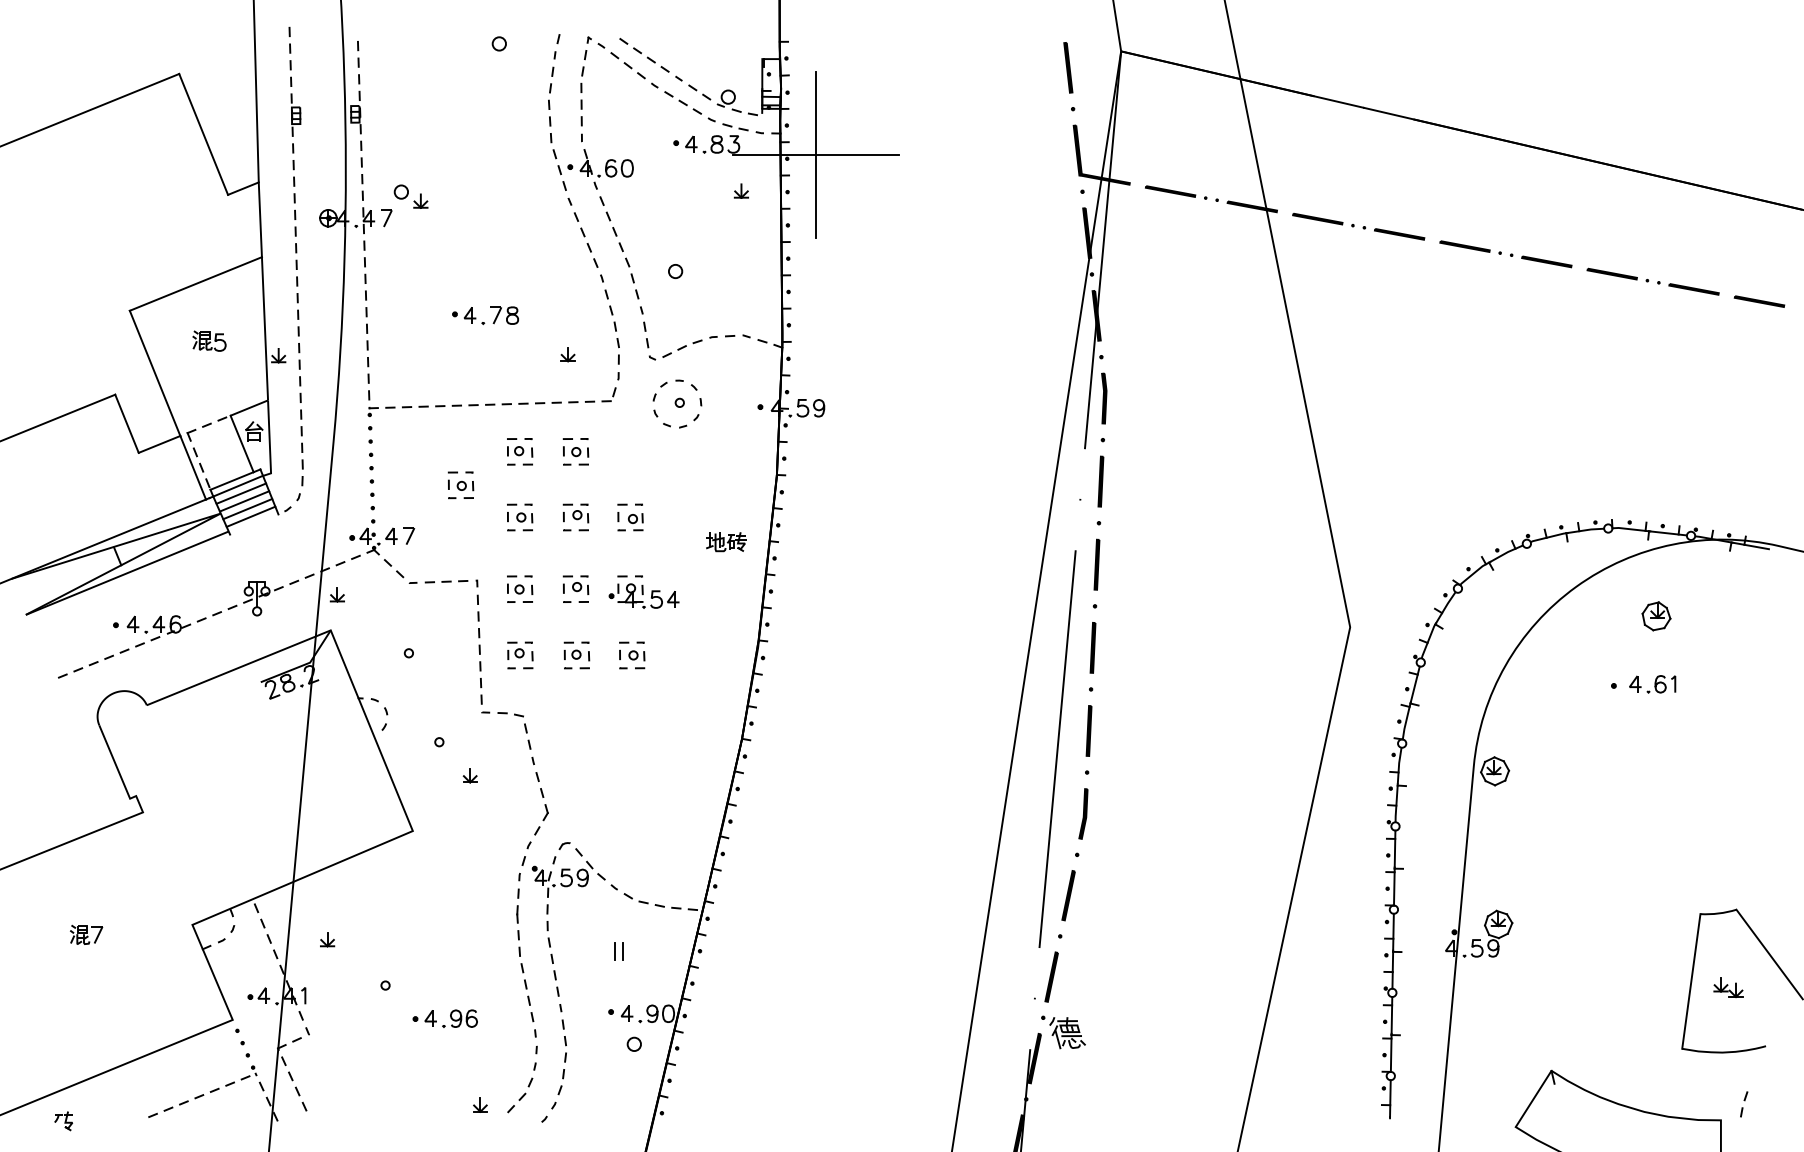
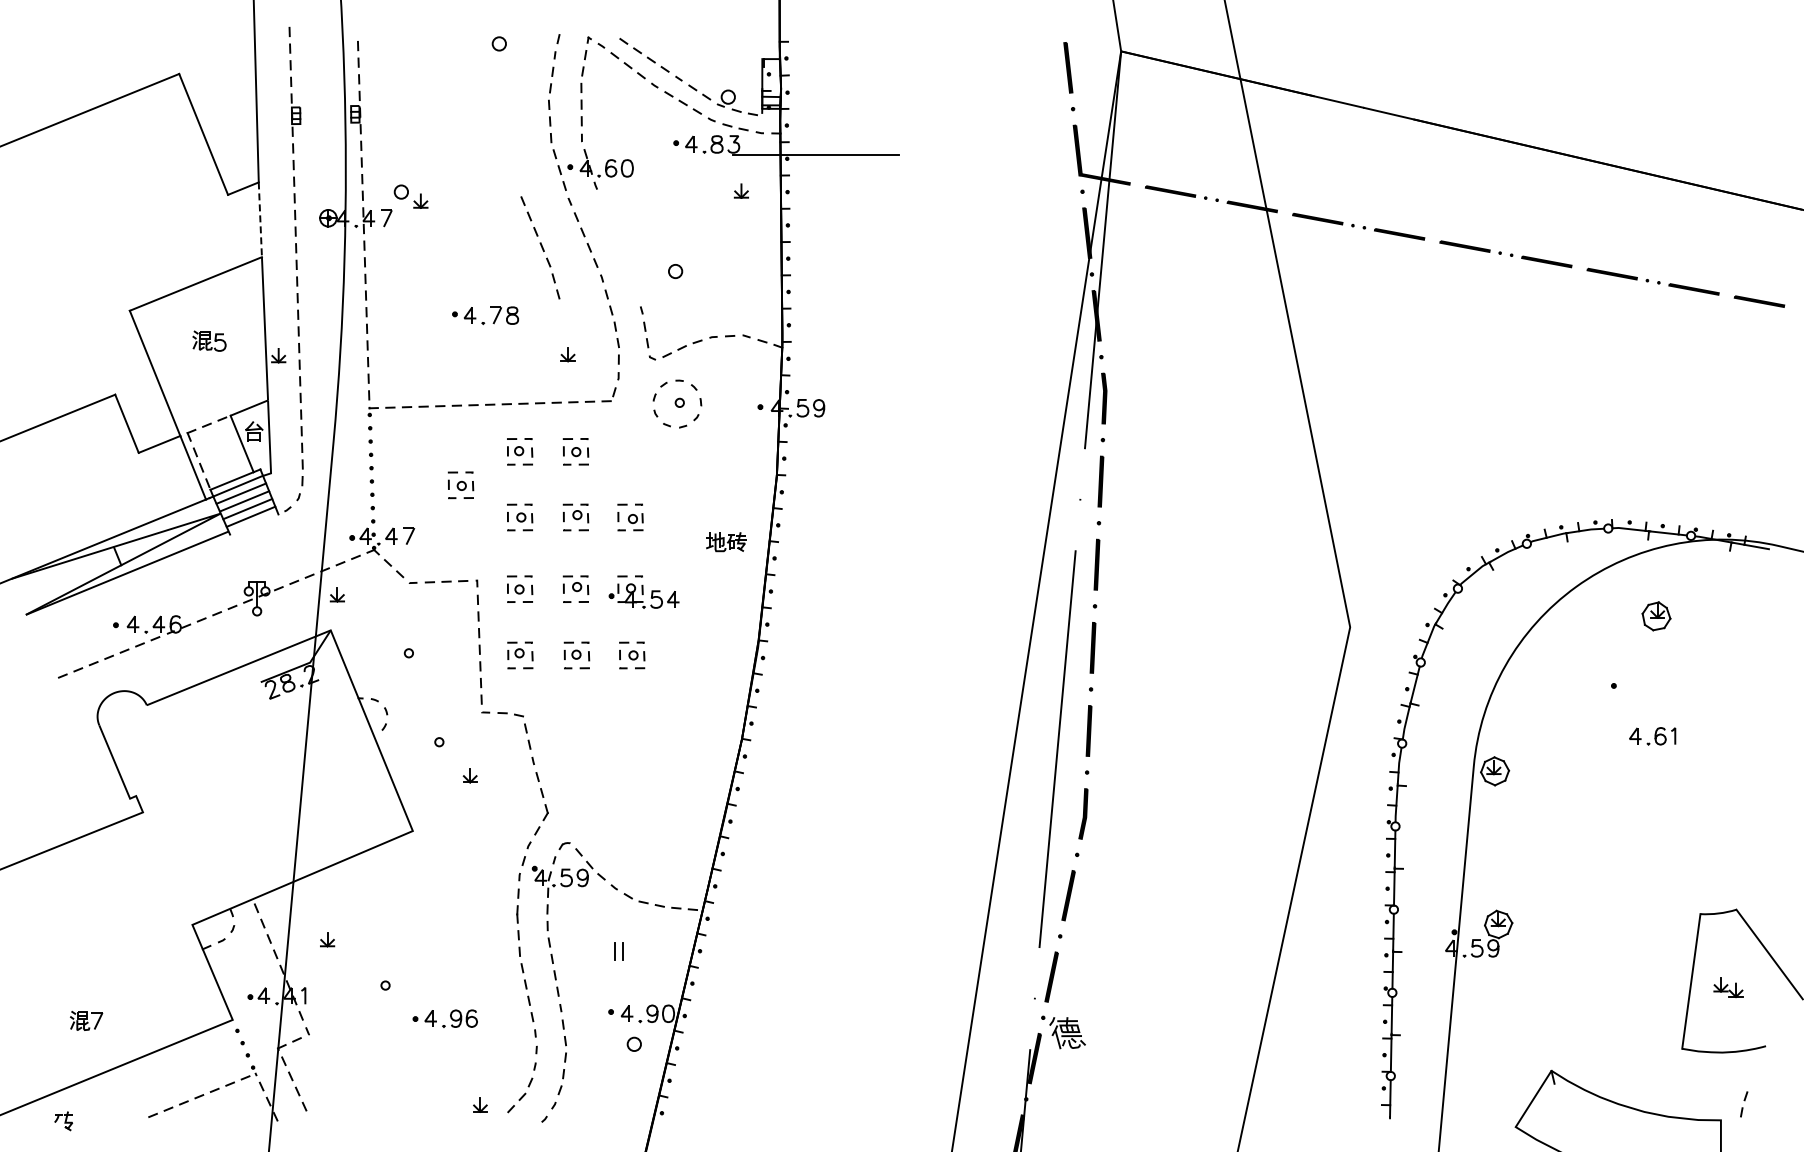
line: present -> none (815, 154)
line: solid -> dashed (260, 220)
part position: (619, 247) -> (540, 247) (540, 247)
part position: (1652, 684) -> (1652, 736) (1652, 736)
part position: (86, 934) -> (86, 1020) (86, 1020)
